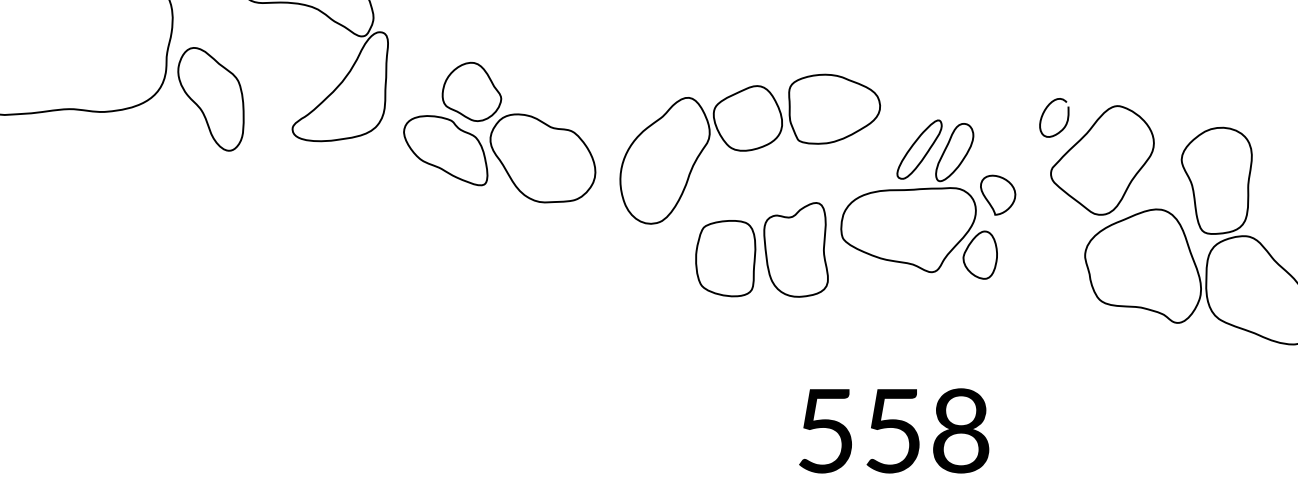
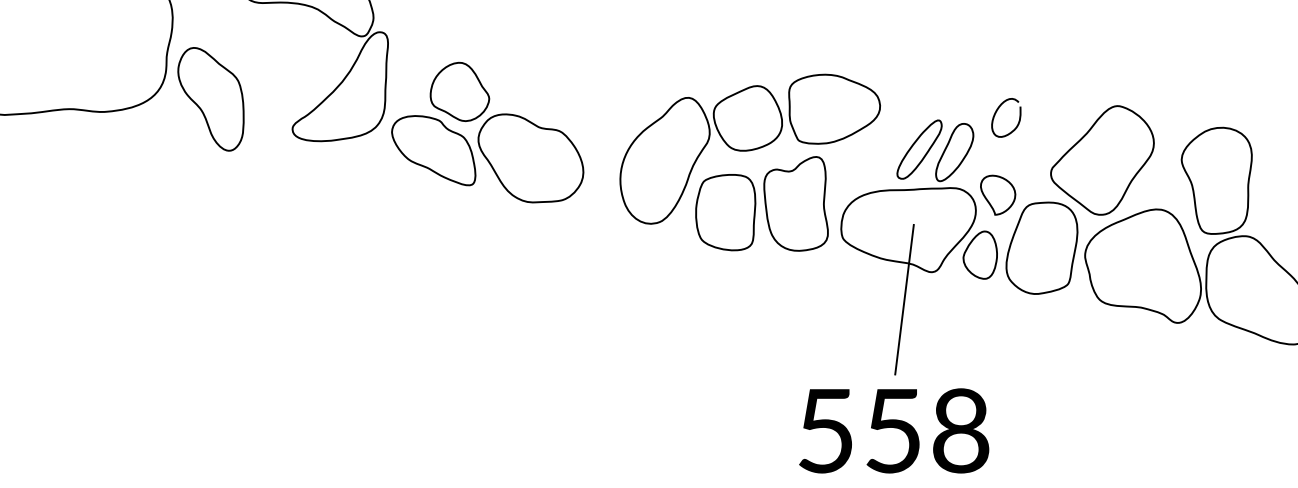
curve position: (1044, 113) -> (996, 113) (996, 113)
part position: (499, 132) -> (487, 132) (487, 132)
part: none -> present (1041, 247)
part position: (761, 249) -> (761, 203) (761, 203)
line: none -> present (904, 299)
